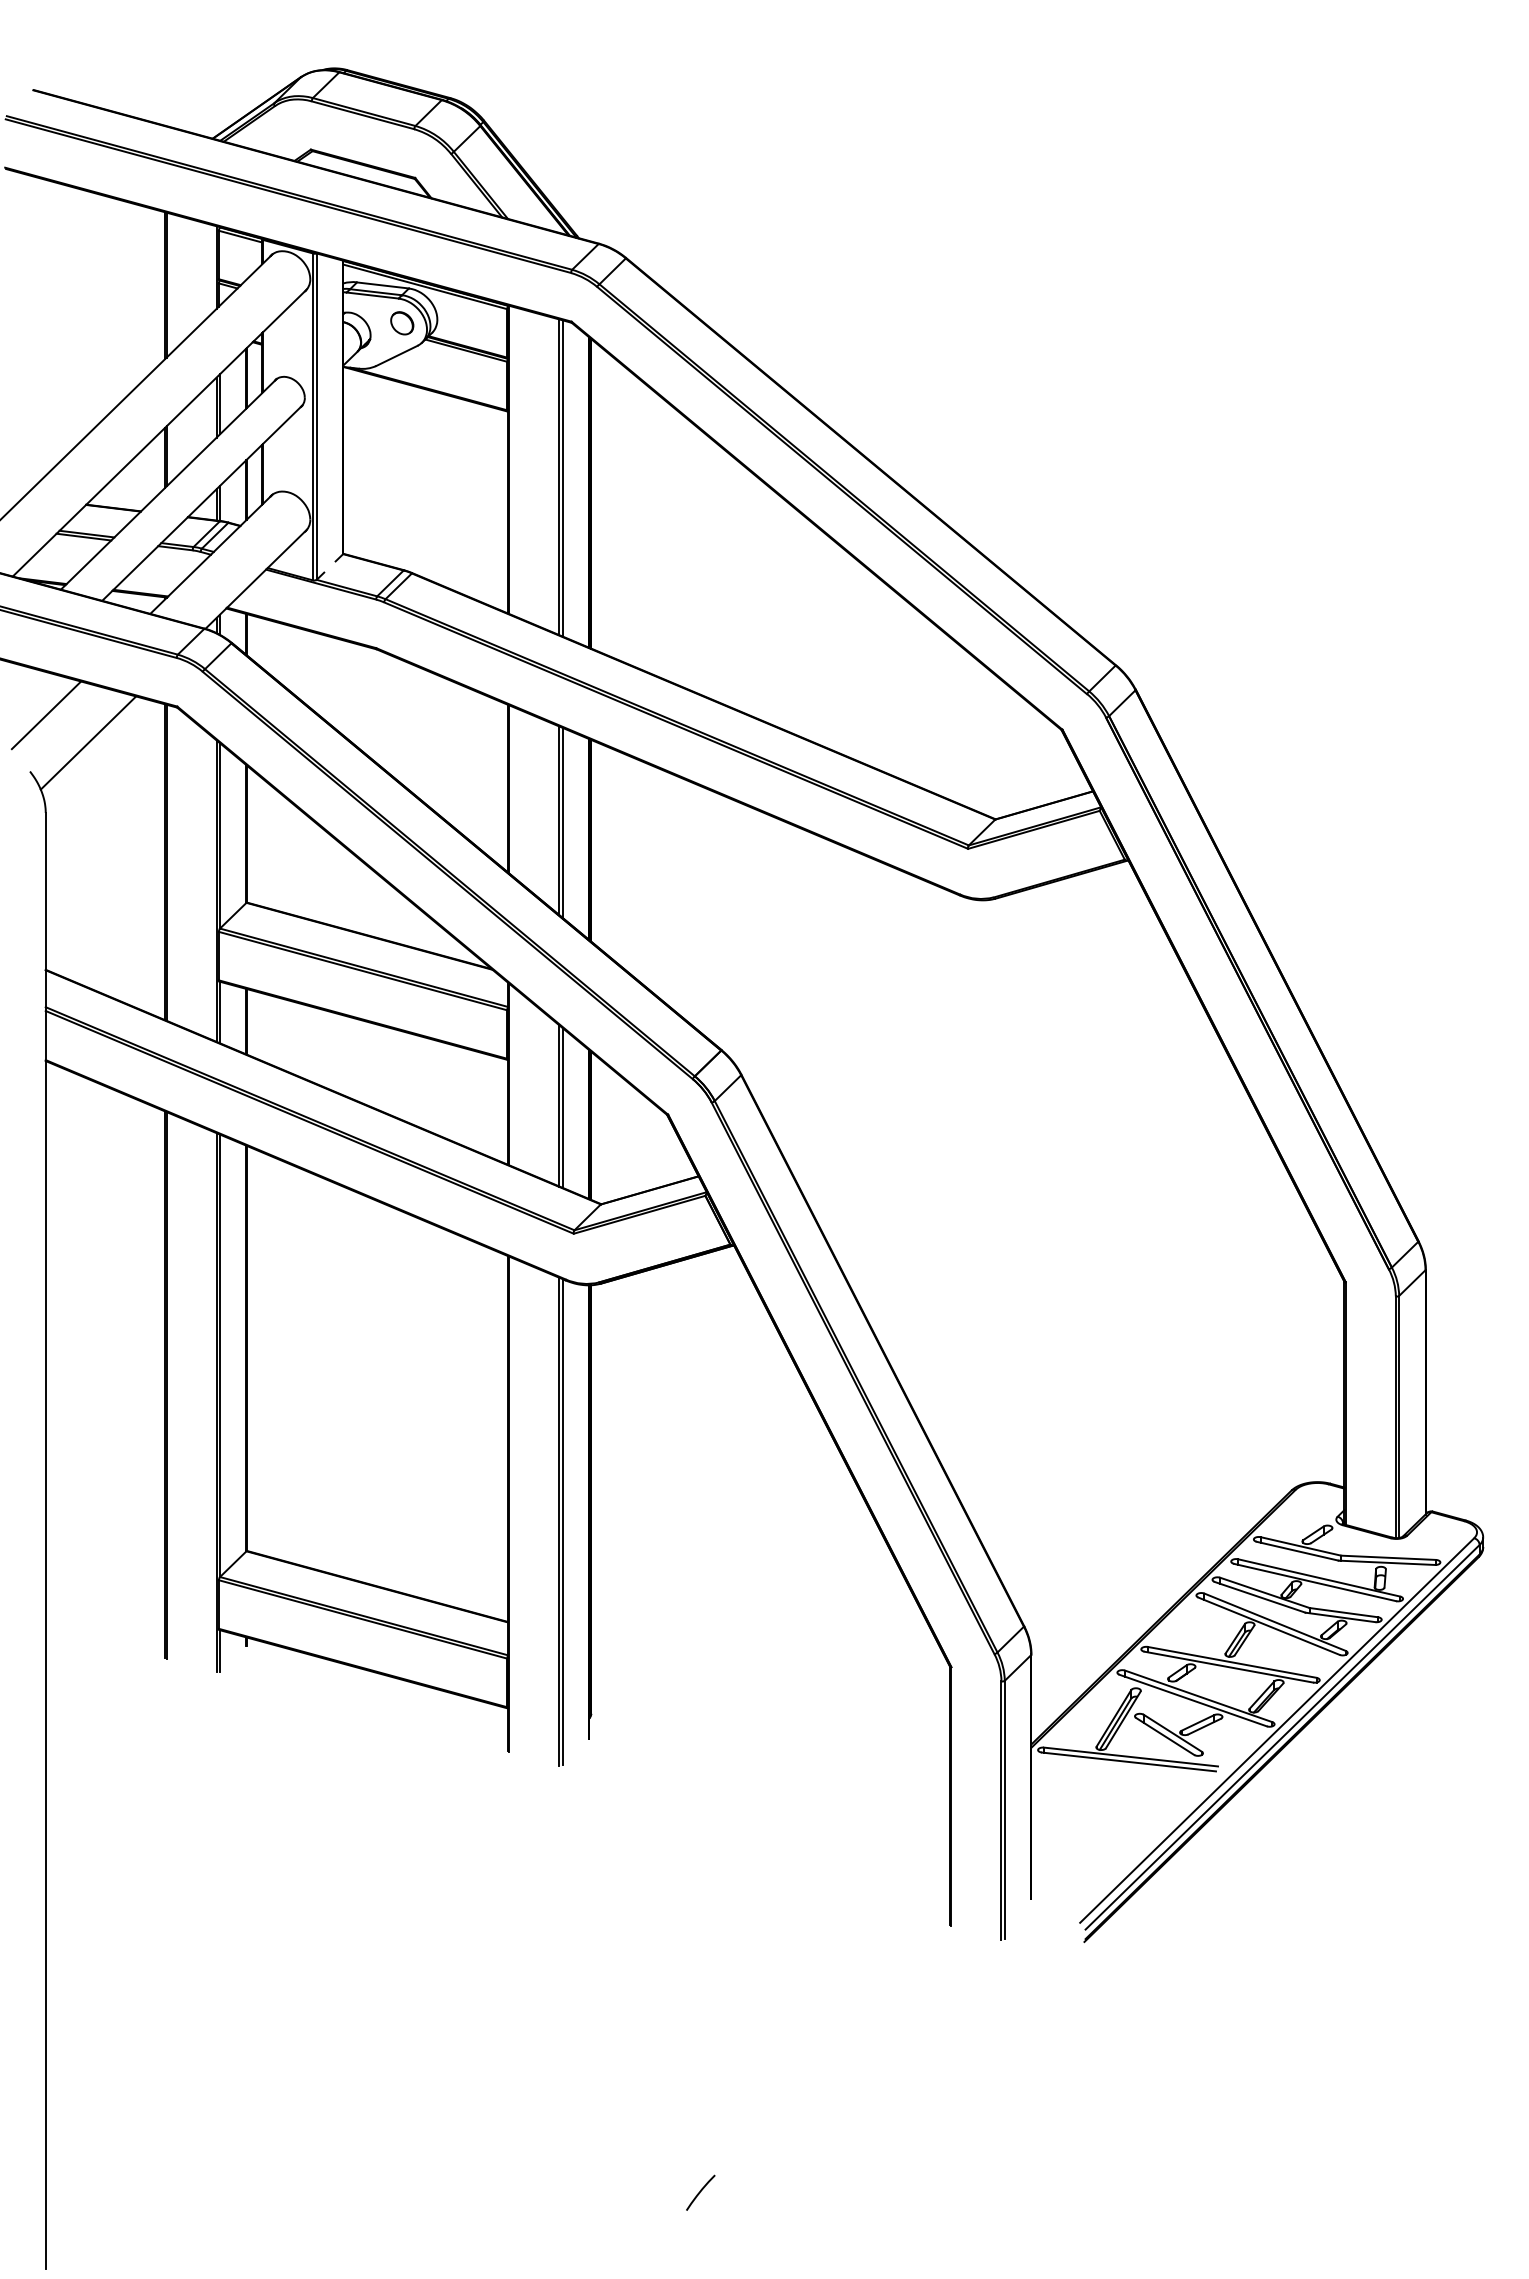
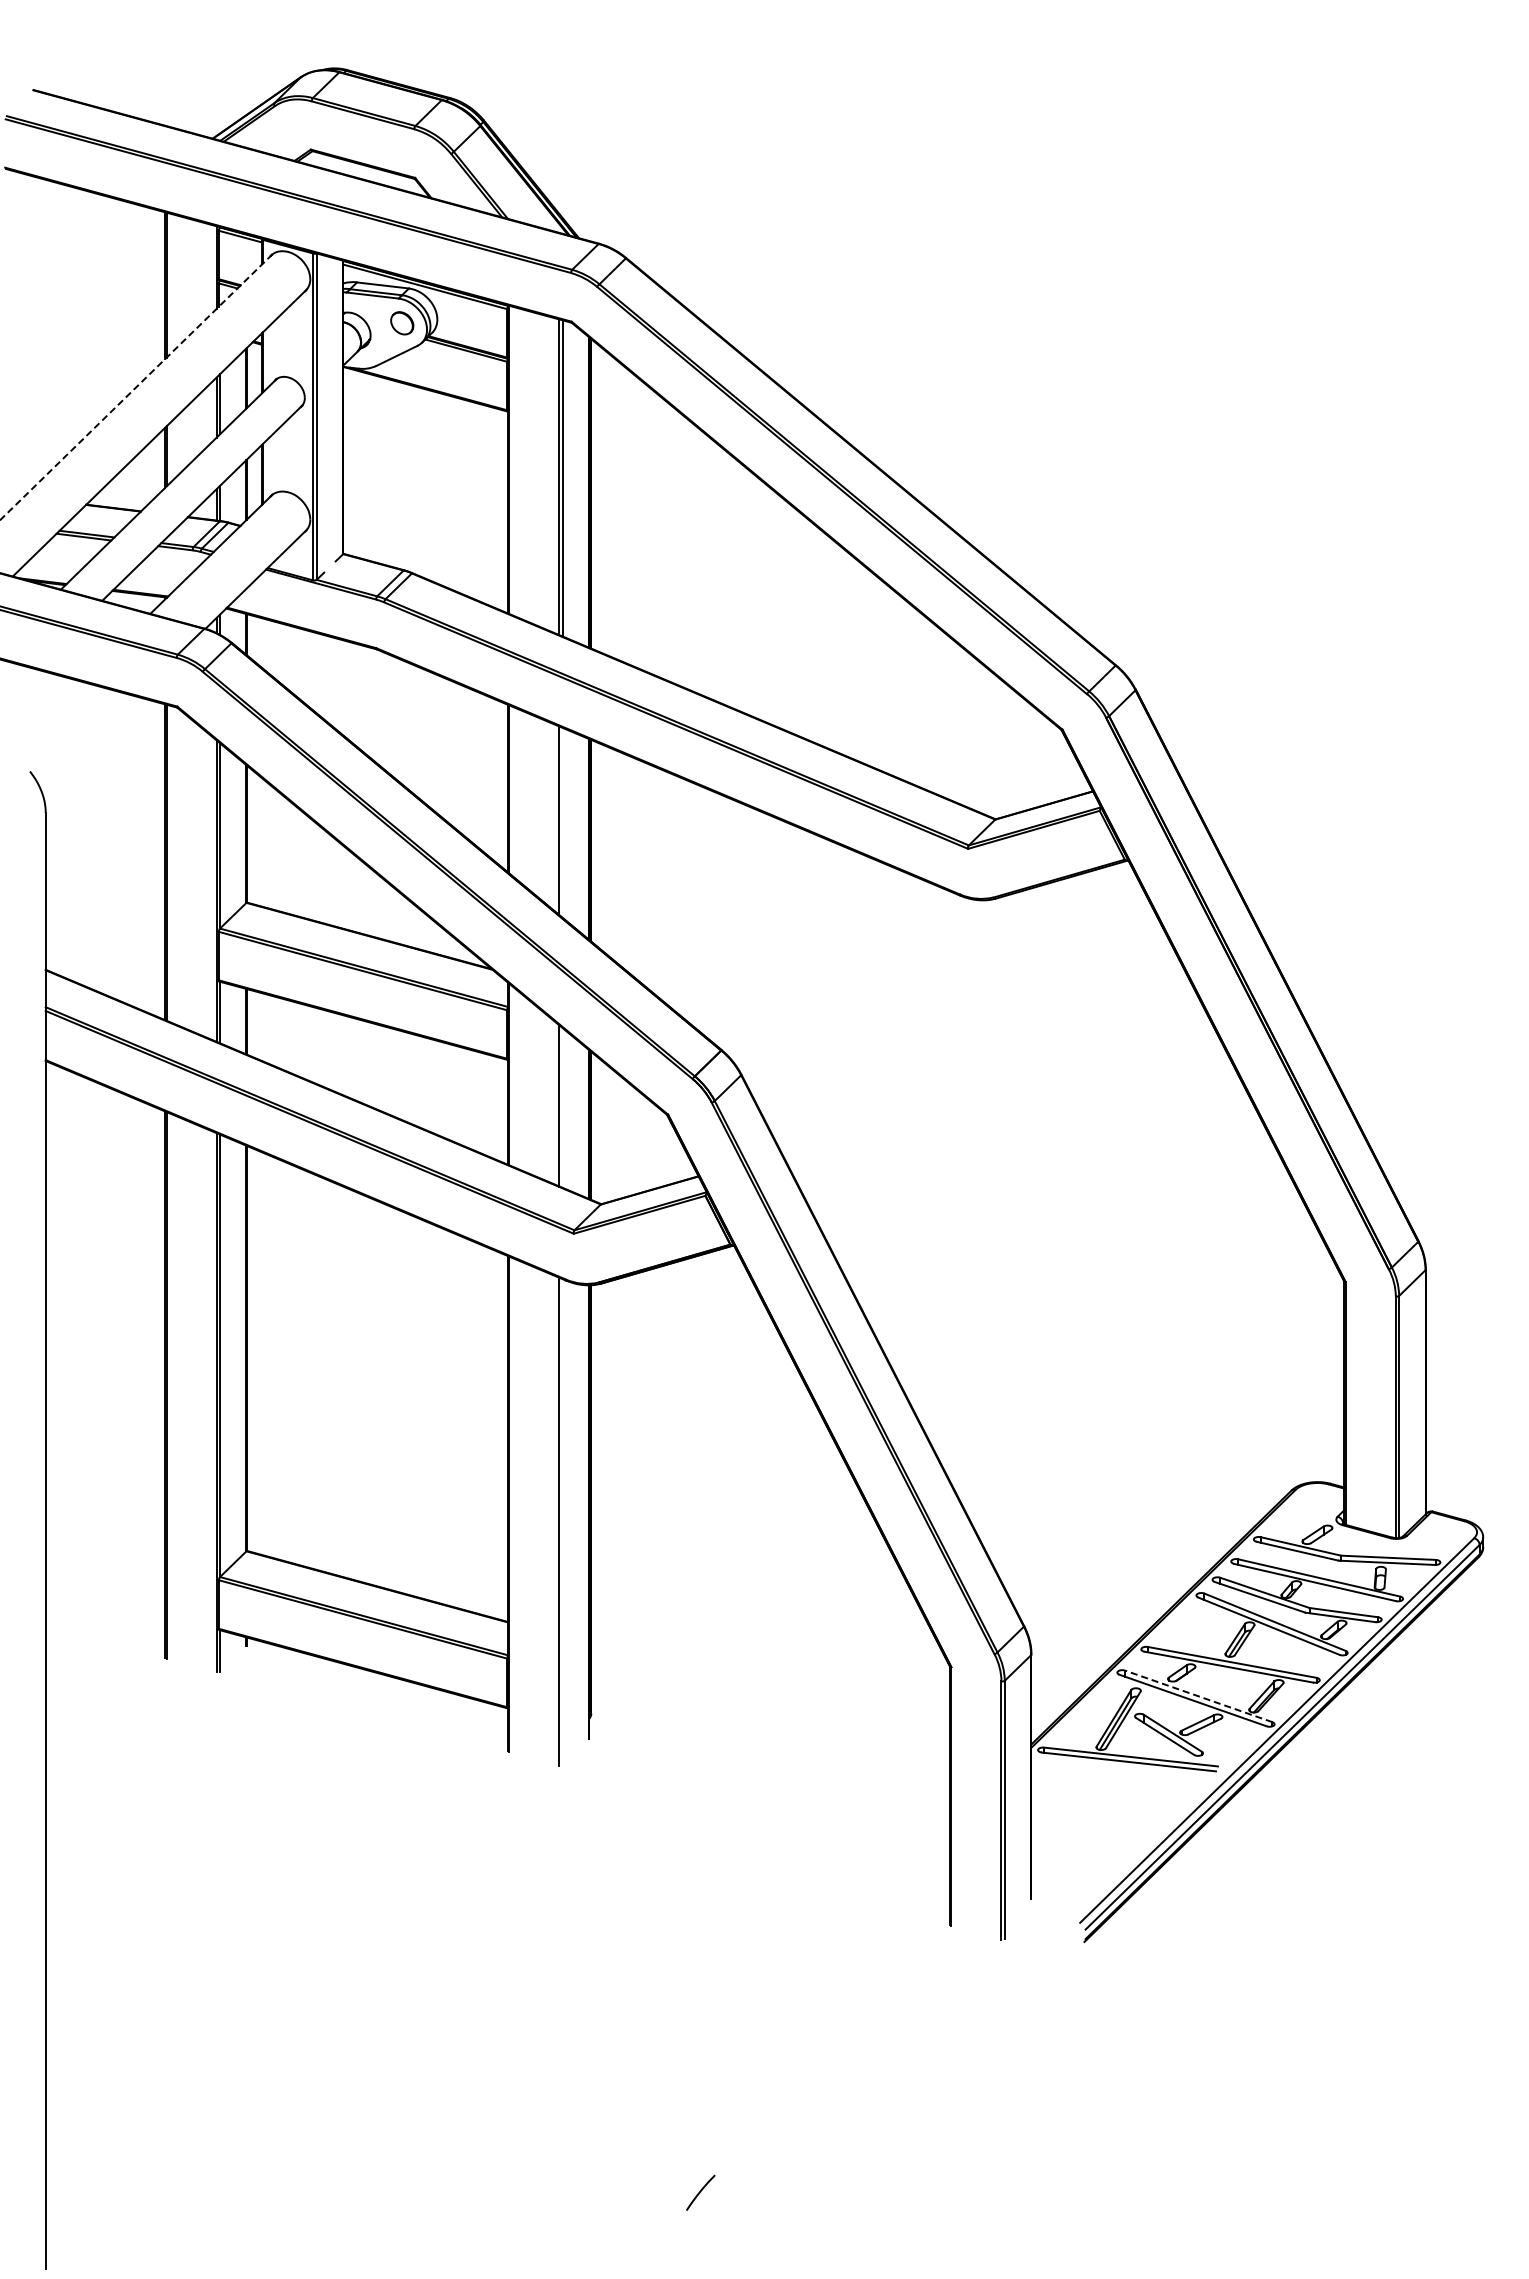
line: solid -> dashed (135, 387)
line: present -> none (46, 715)
line: present -> none (88, 742)
line: present -> none (562, 822)
line: present -> none (562, 1107)
line: present -> none (562, 1522)
line: solid -> dashed (1198, 1696)
